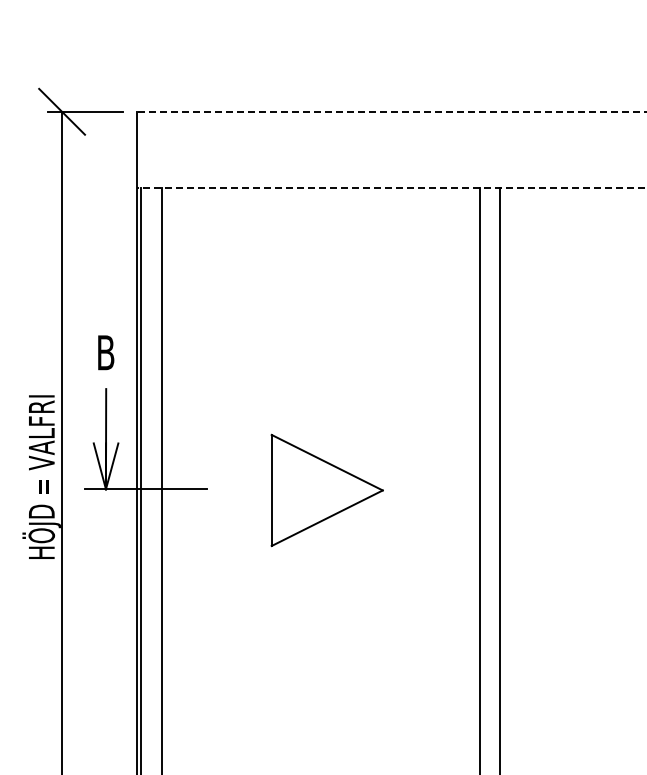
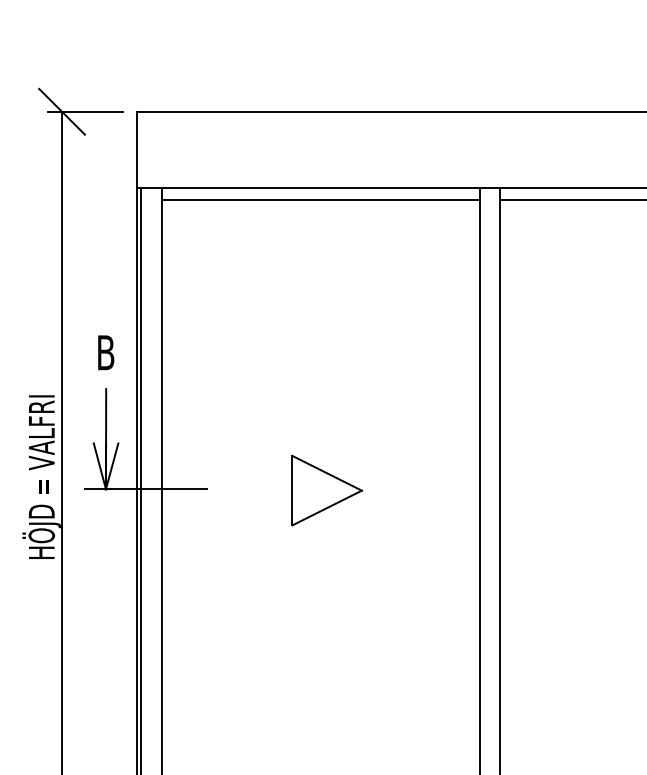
line: dashed -> solid (391, 111)
line: dashed -> solid (392, 188)
line: none -> present (320, 200)
line: none -> present (571, 200)
part size: 114x115 px -> 72x72 px (326, 490)
